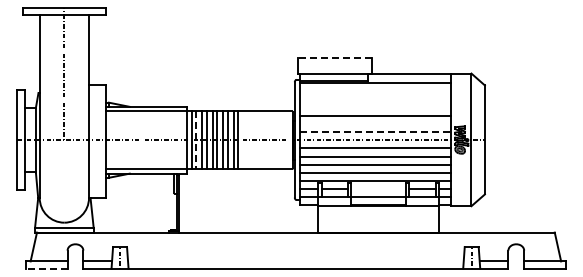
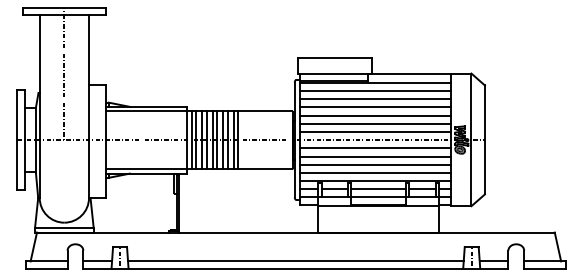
line: dashed -> solid (334, 58)
line: none -> present (375, 90)
line: none -> present (375, 99)
line: none -> present (375, 107)
line: none -> present (375, 123)
line: dashed -> solid (375, 132)
line: dashed -> solid (196, 140)
line: none -> present (378, 189)
line: none -> present (295, 261)
line: dashed -> solid (46, 268)
